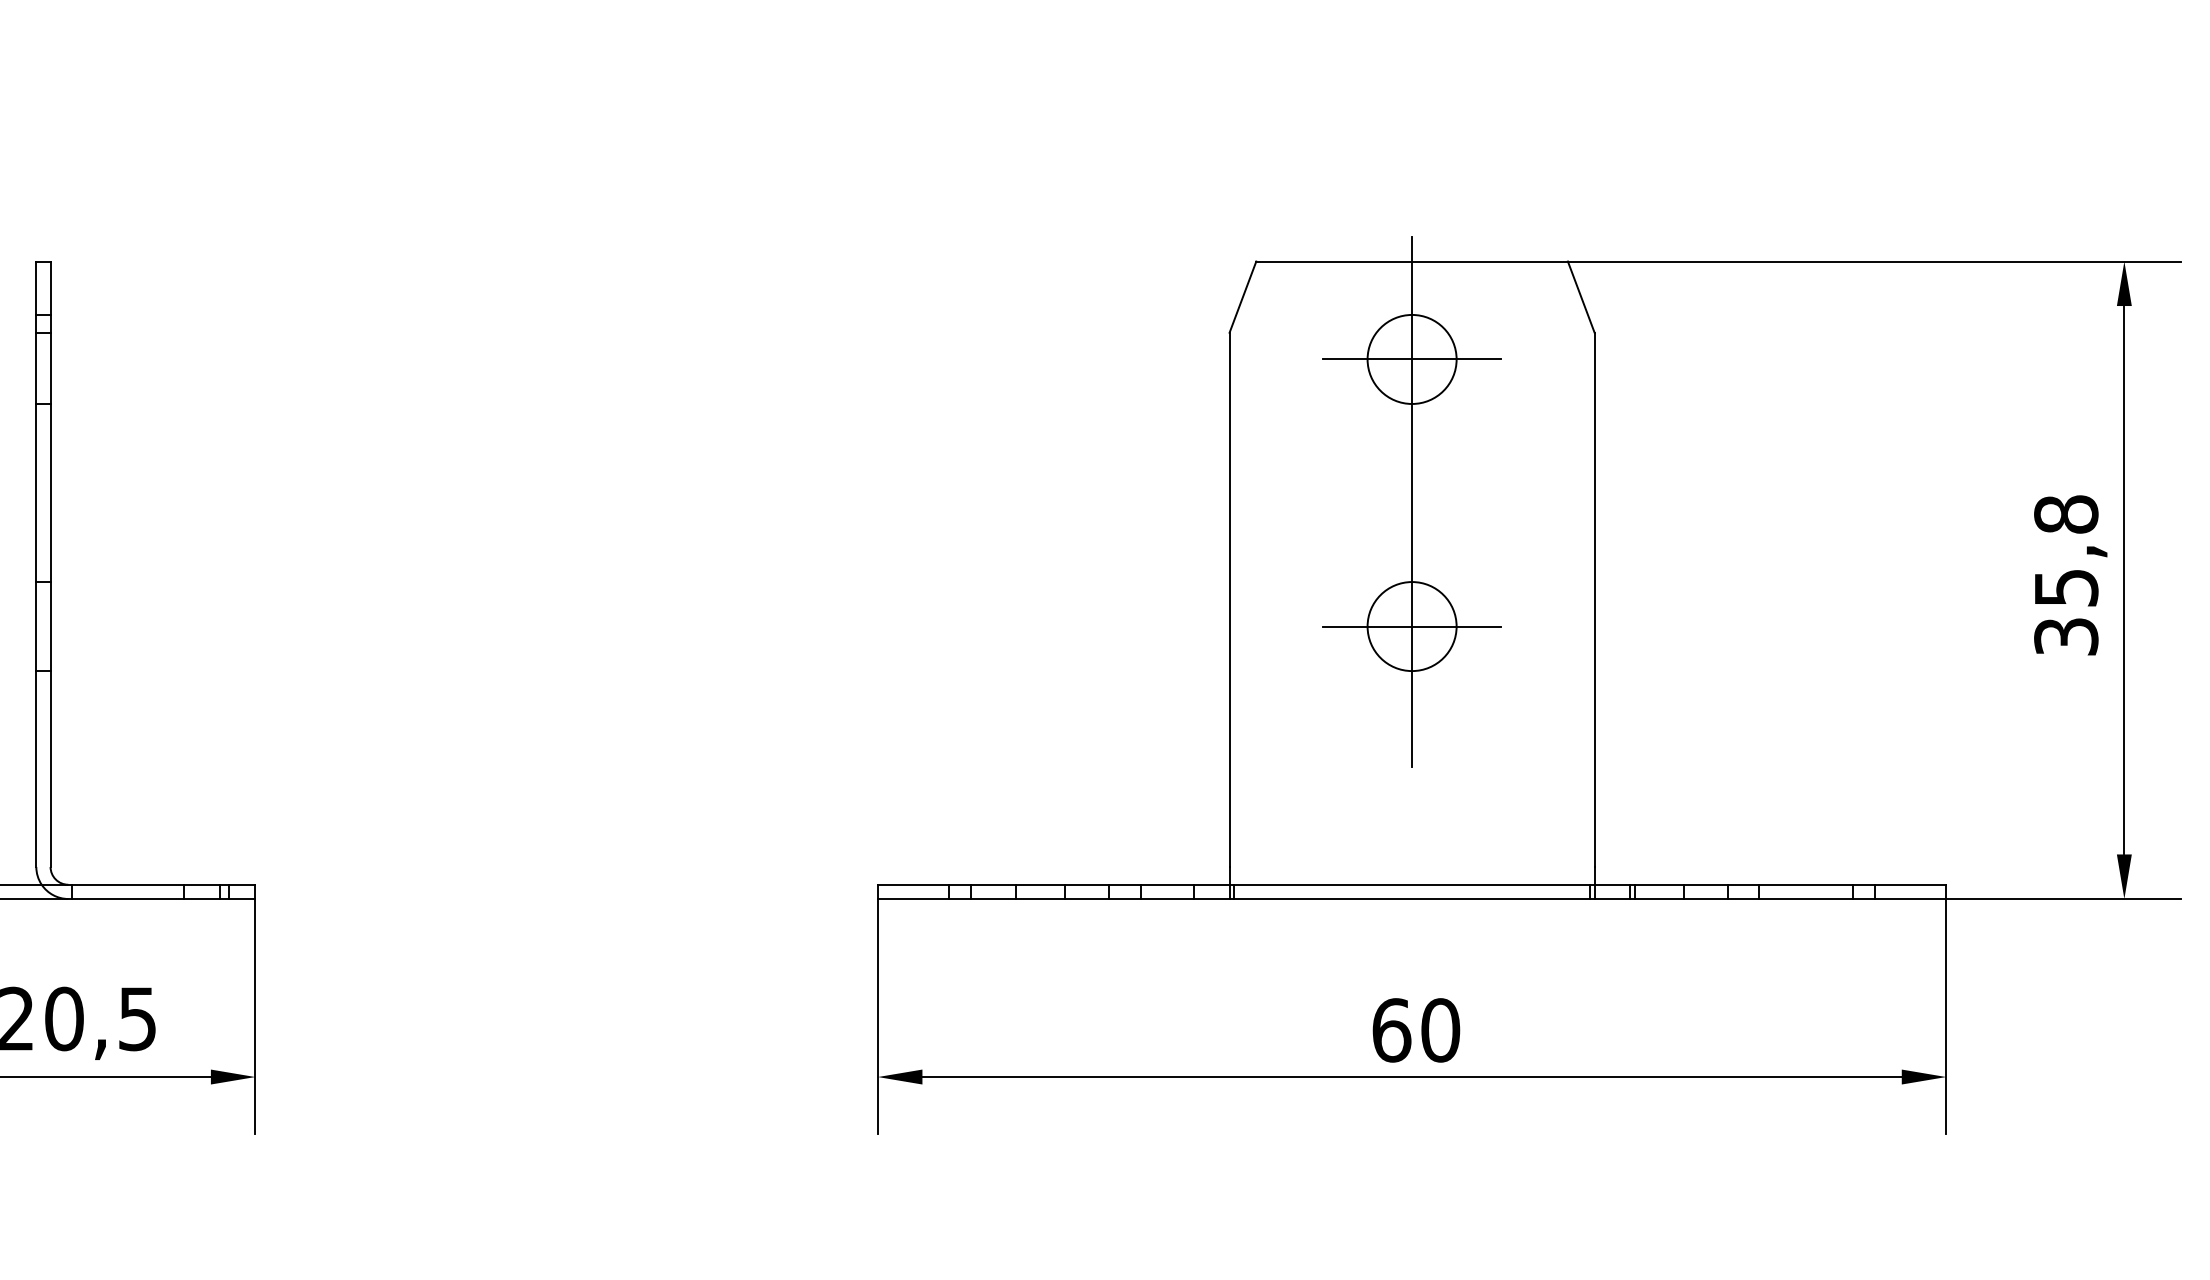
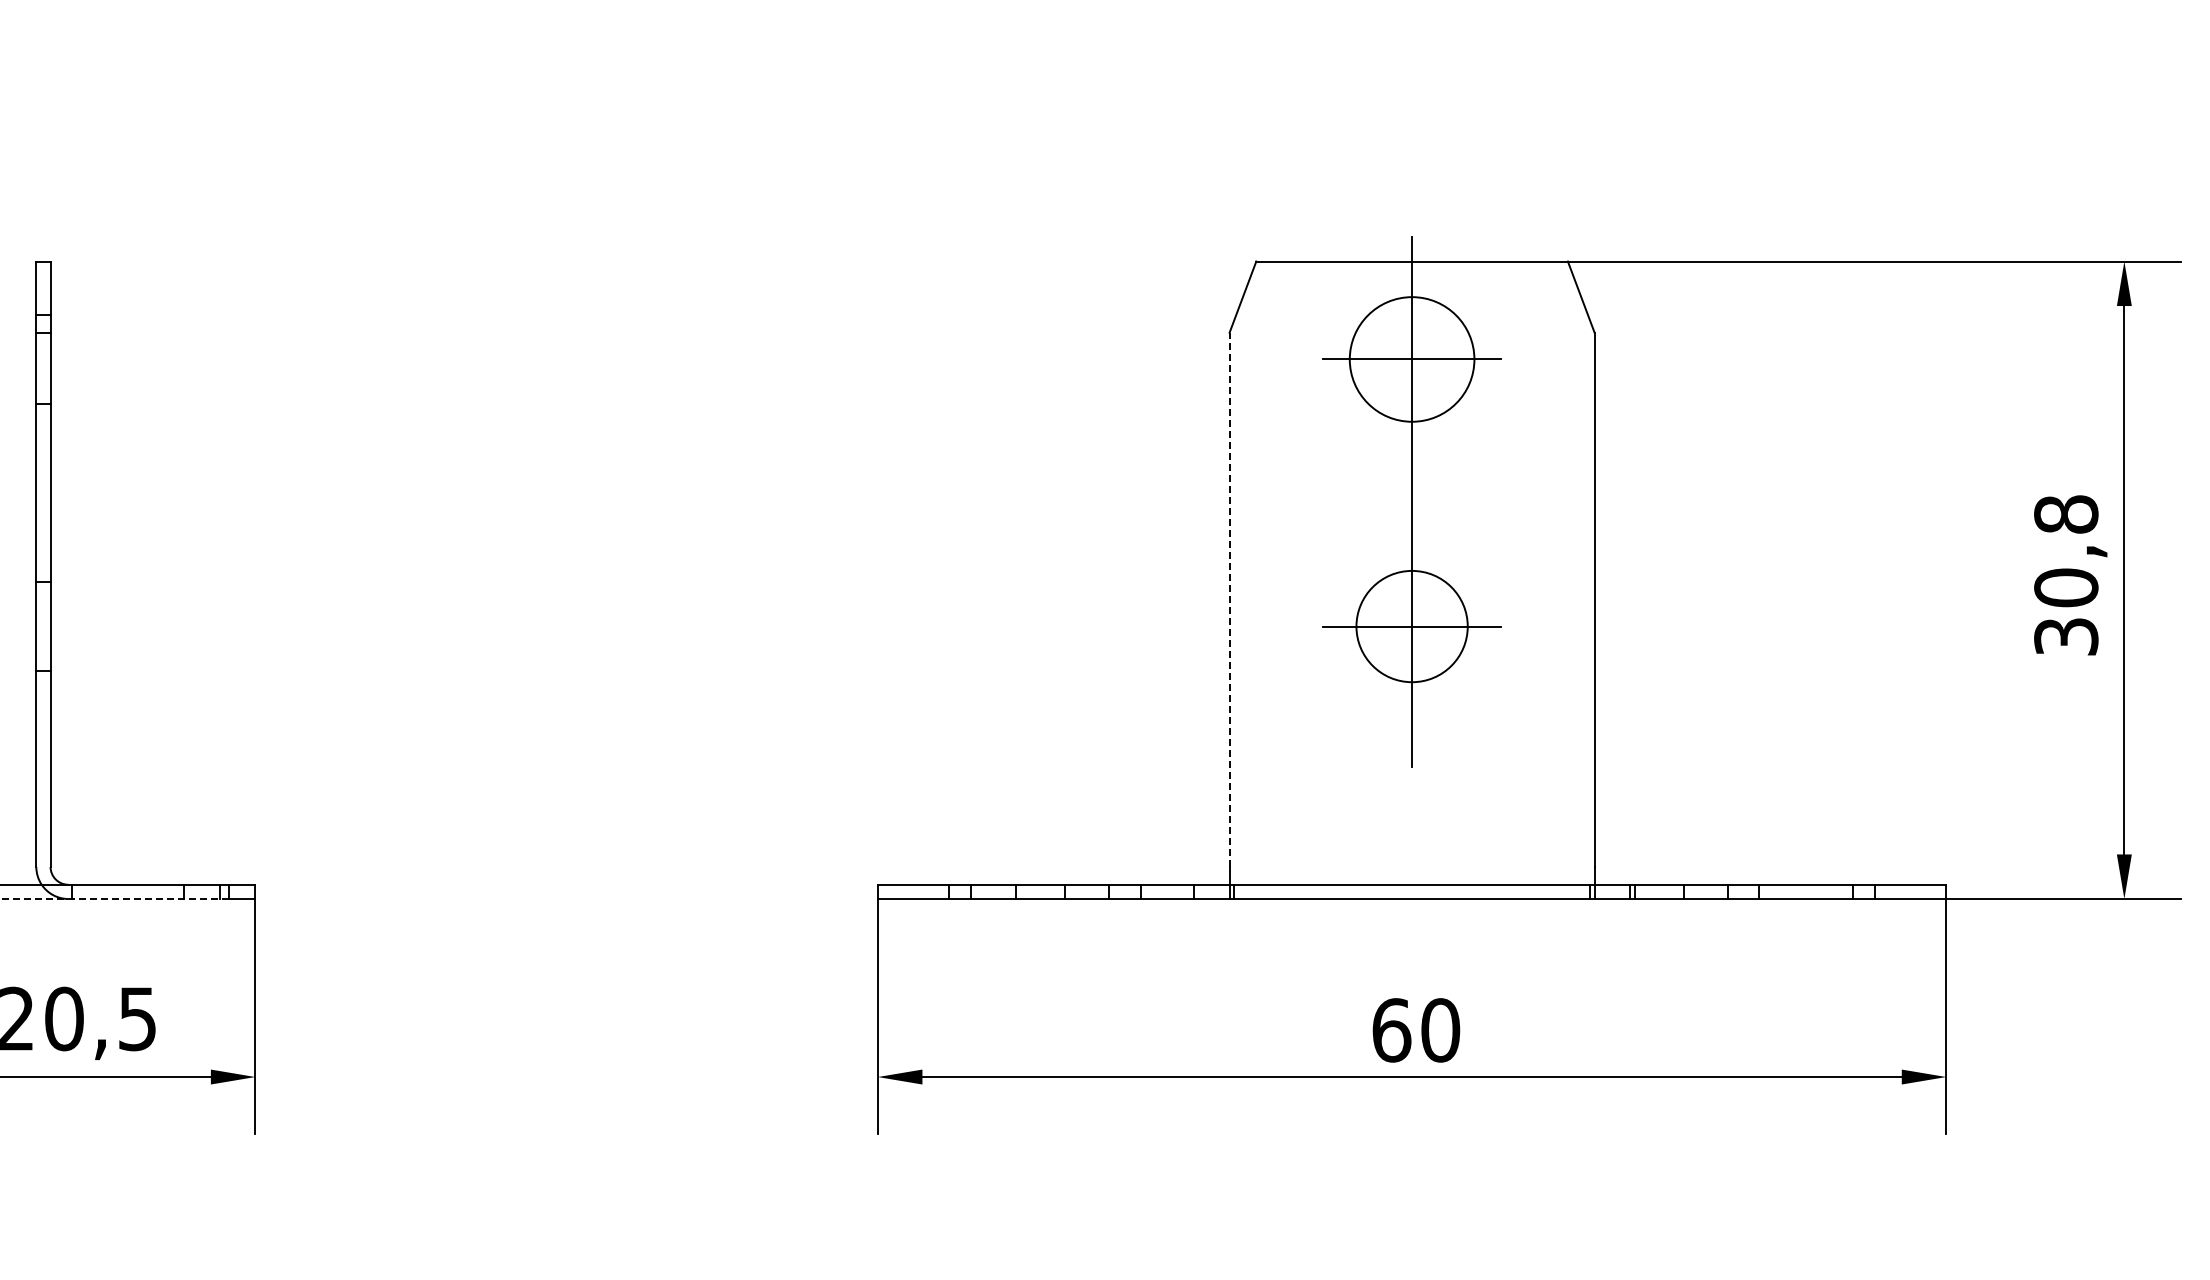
circle diameter: 89 px -> 125 px (1411, 359)
text: 35,8 -> 30,8 (2066, 587)
line: solid -> dashed (1229, 599)
circle diameter: 89 px -> 111 px (1411, 626)
line: solid -> dashed (114, 899)
